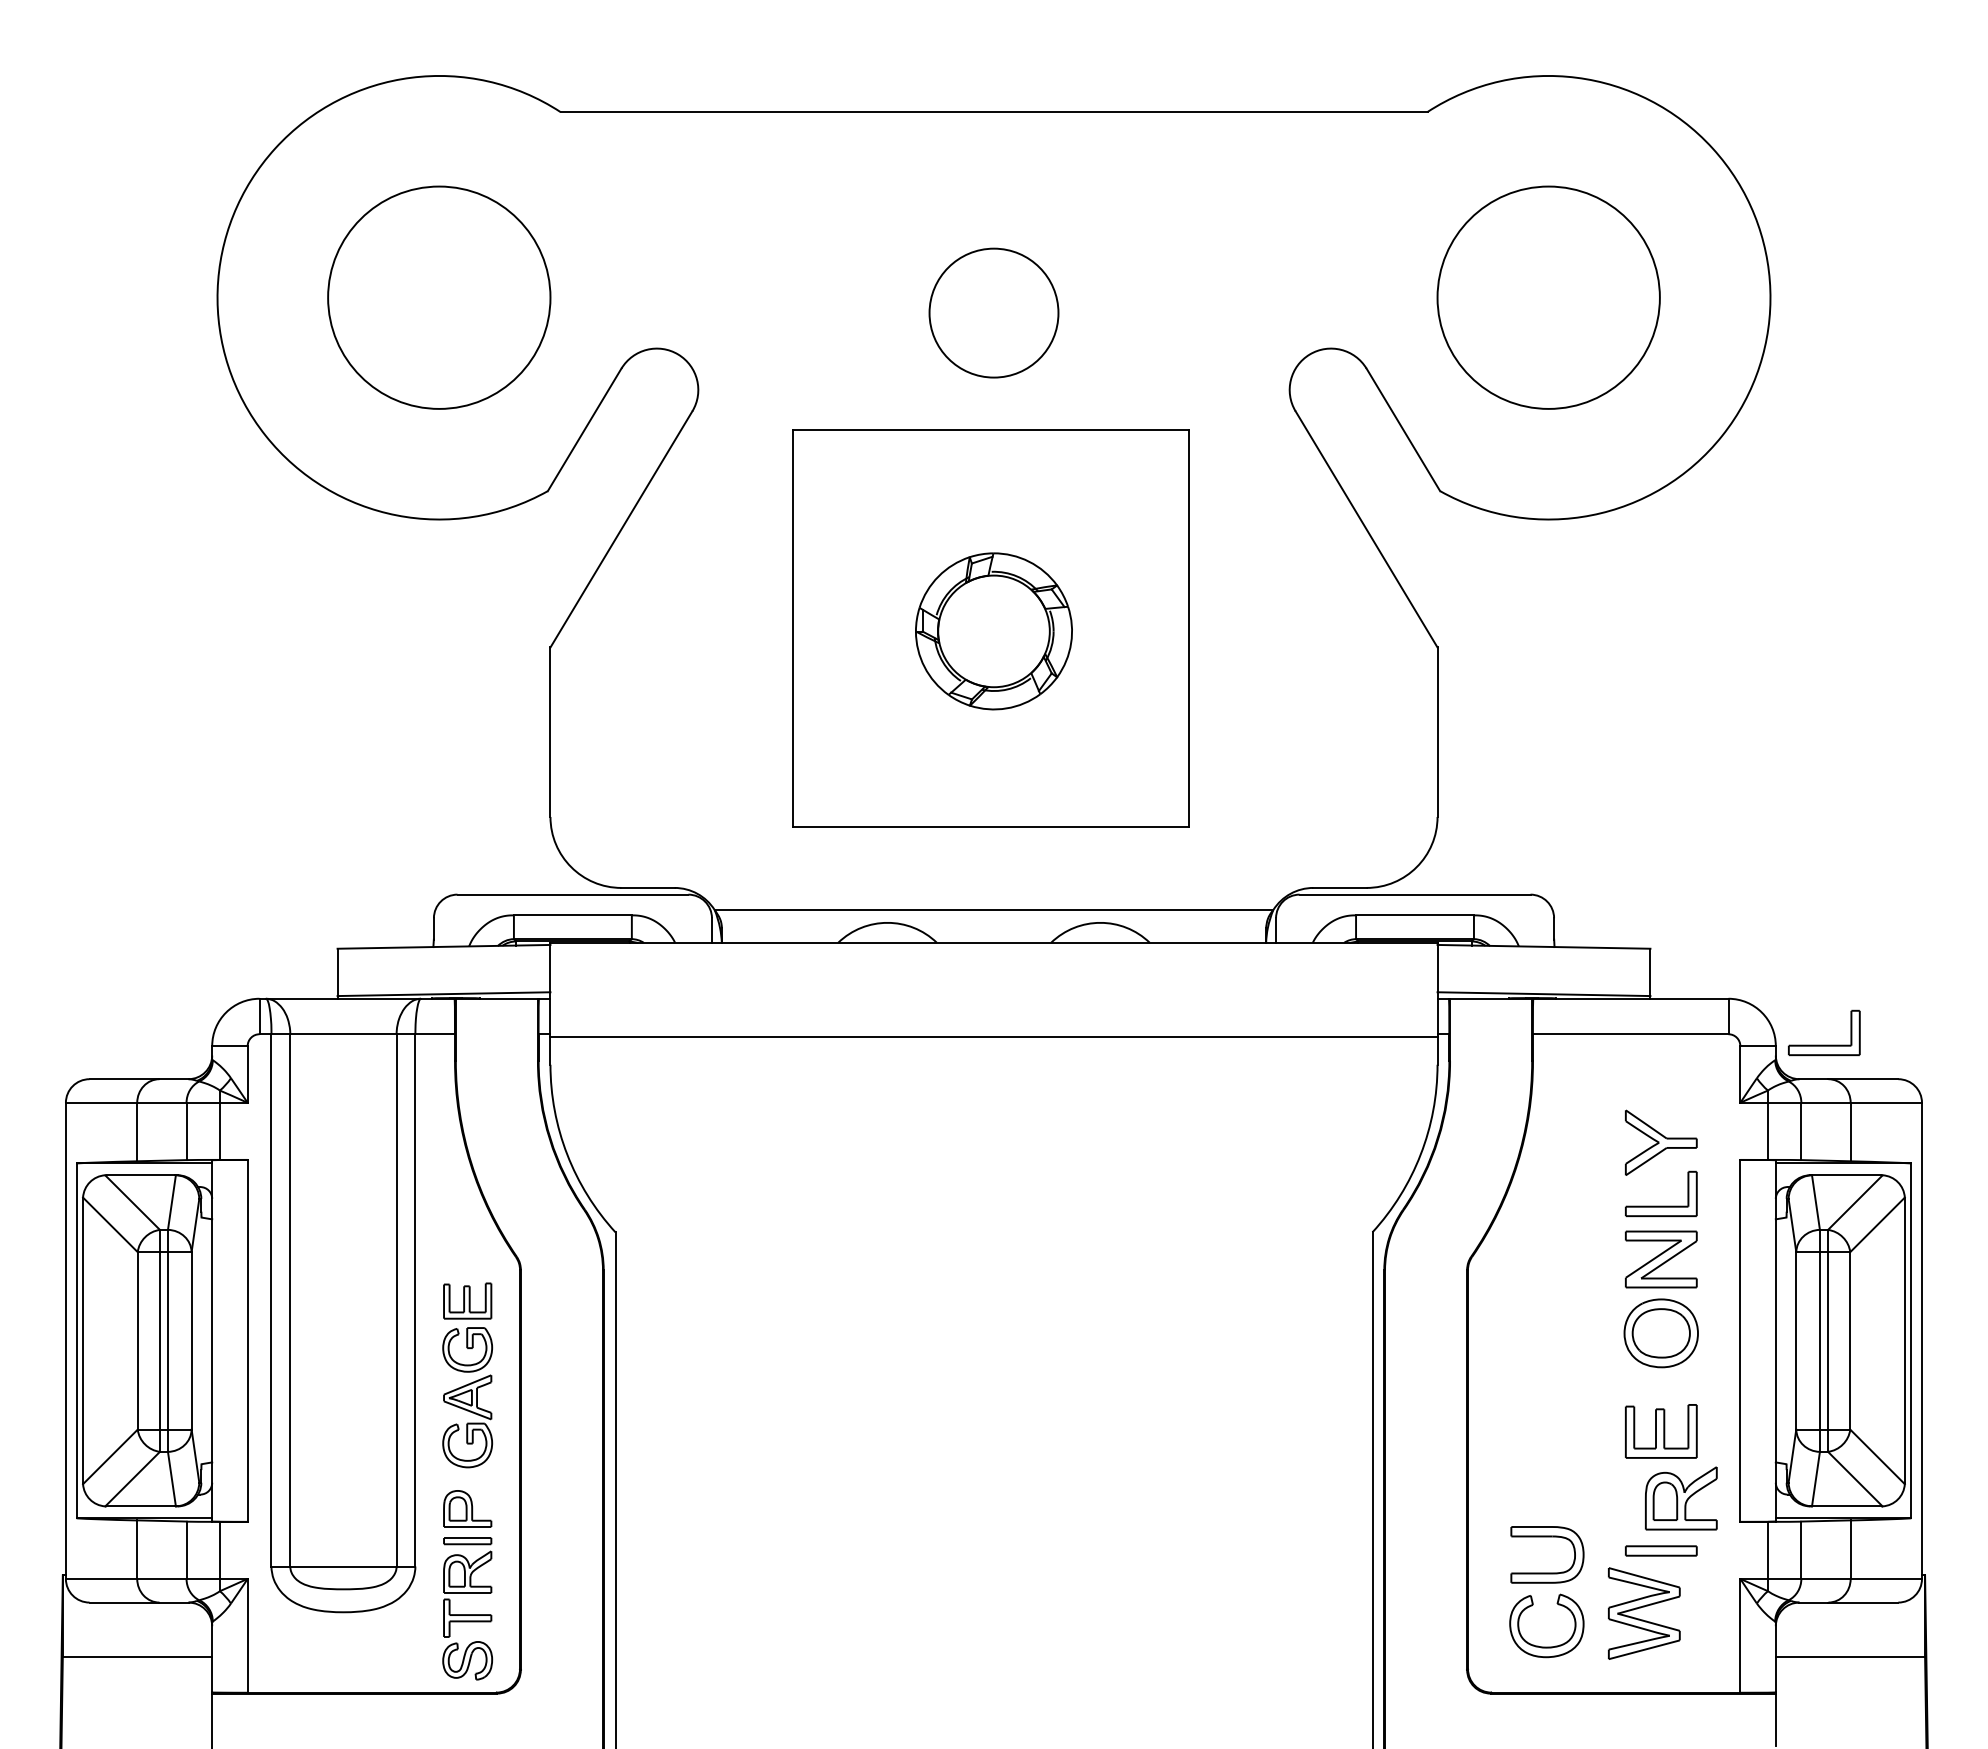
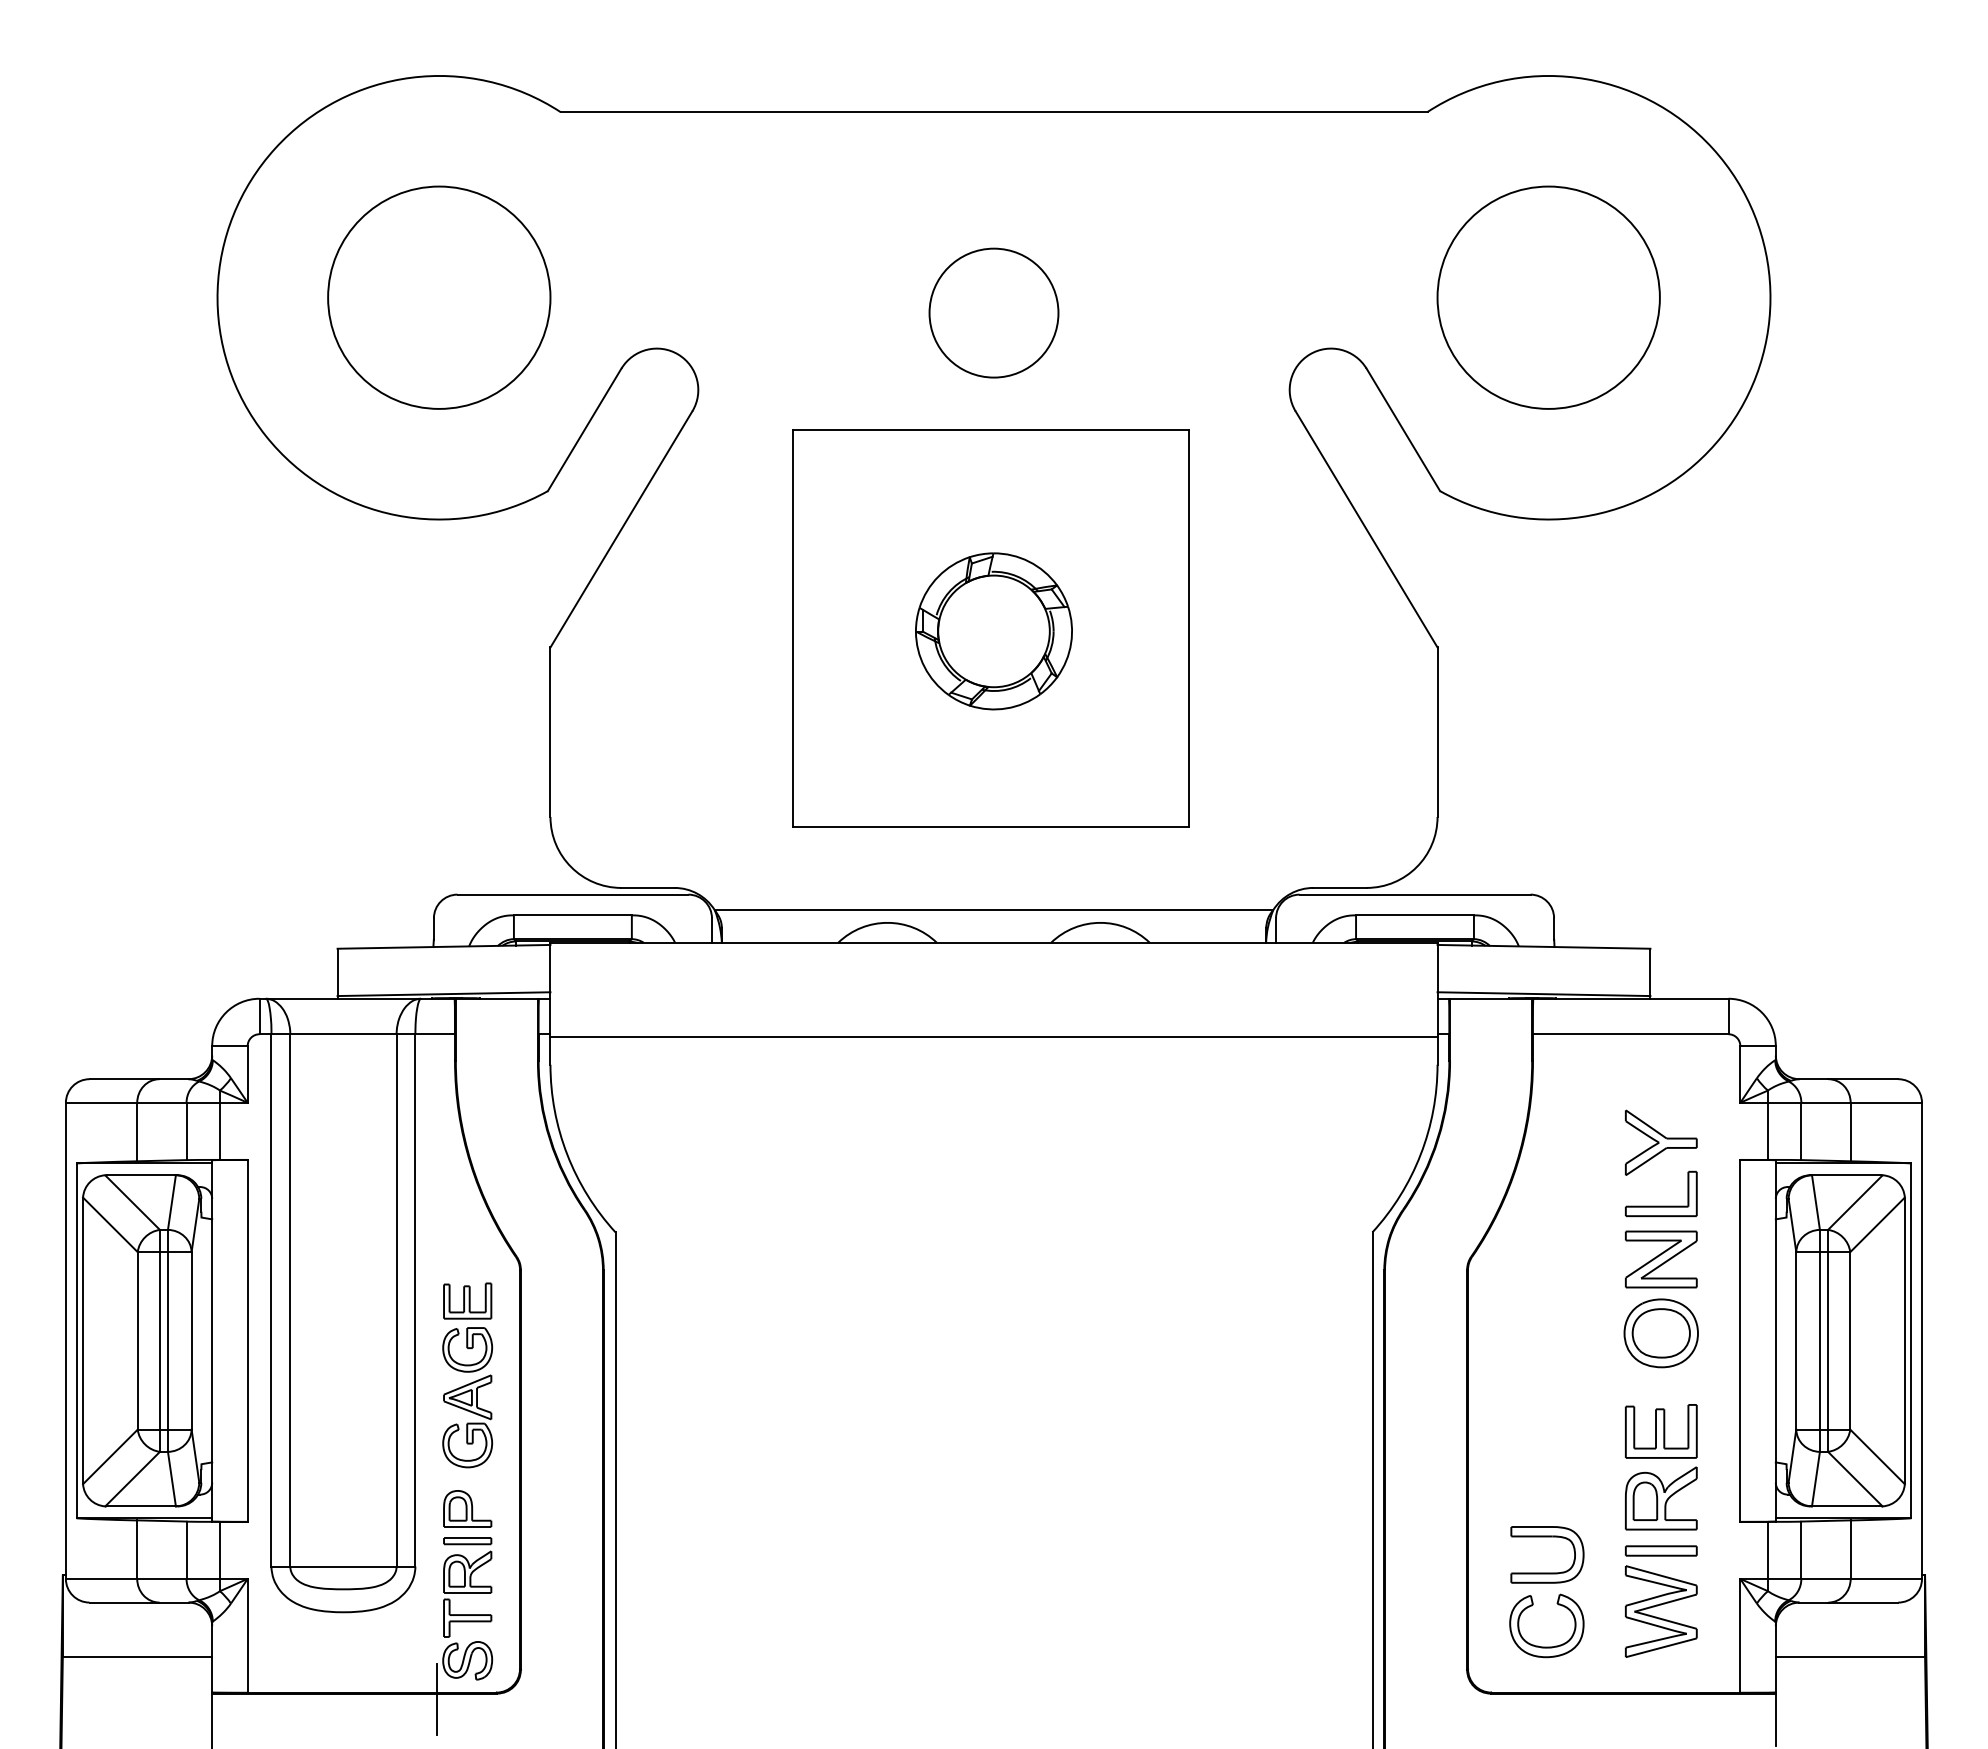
part: present -> none (1824, 1044)
part position: (1681, 1498) -> (1661, 1498) (1661, 1498)
part position: (1644, 1613) -> (1661, 1611) (1661, 1611)
line: none -> present (437, 1698)
